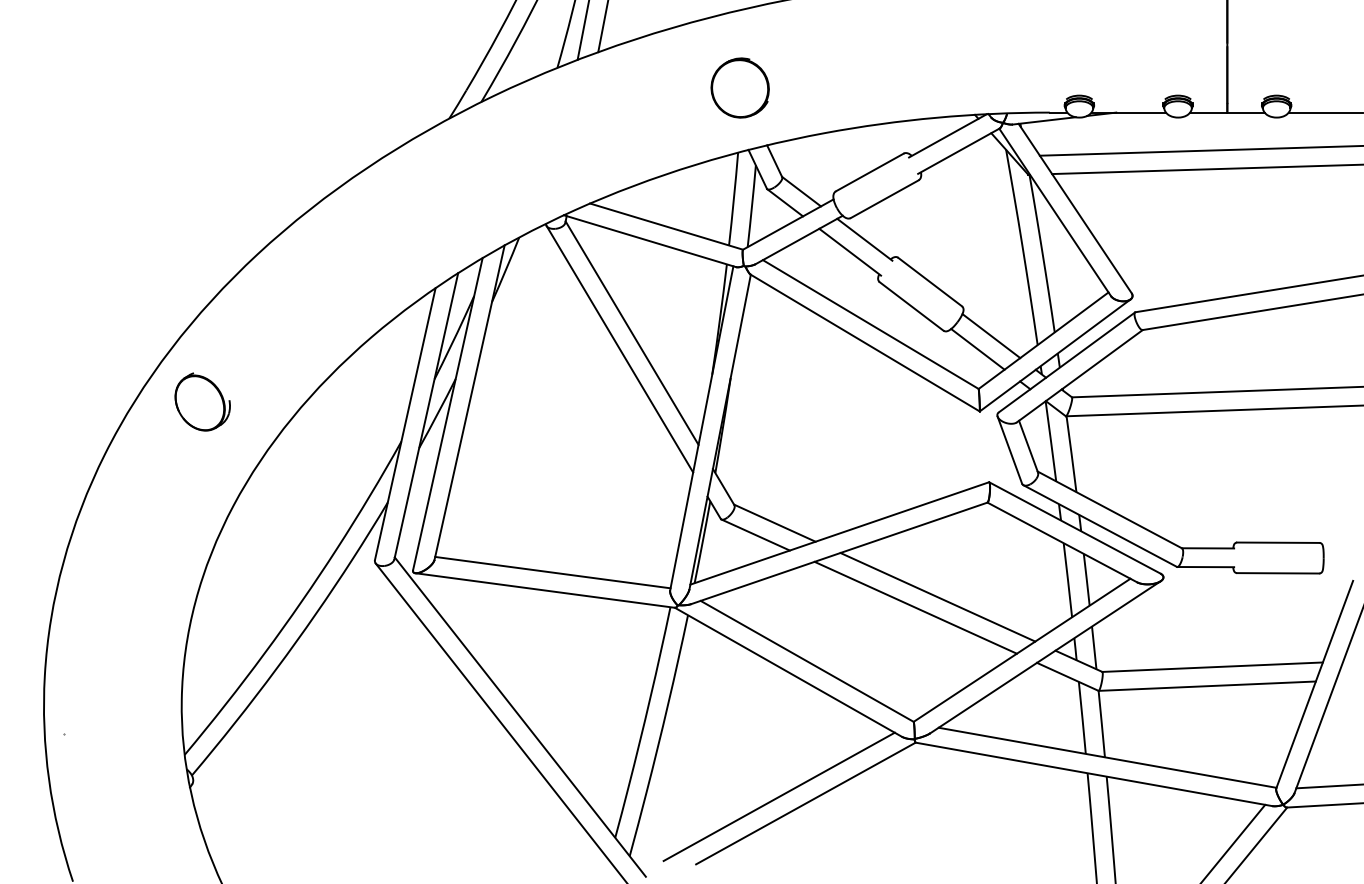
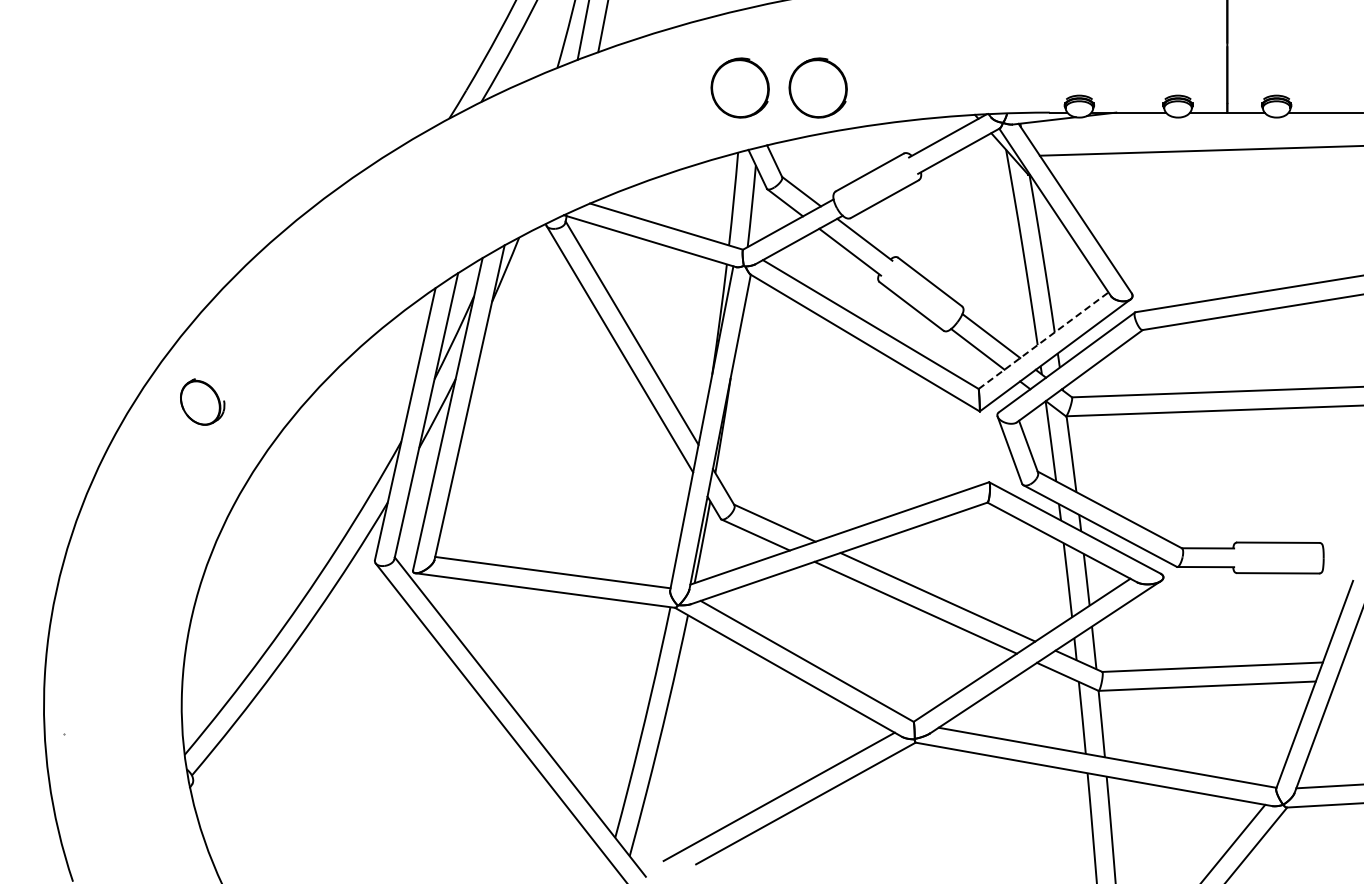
part: none -> present (817, 87)
line: present -> none (1206, 169)
line: solid -> dashed (1043, 340)
part size: 57x60 px -> 46x48 px (202, 401)
